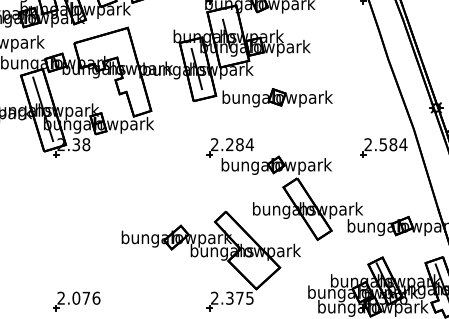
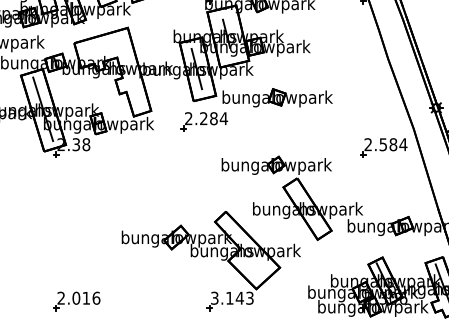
part position: (230, 147) -> (204, 121) (204, 121)
text: 2.076 -> 2.016 (86, 297)
text: 2.375 -> 3.143 (232, 297)
